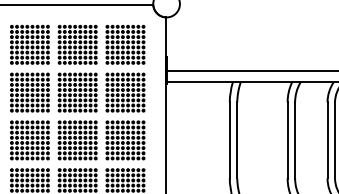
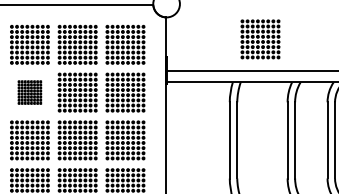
part: none -> present (260, 39)
part size: 40x41 px -> 26x25 px (29, 92)
